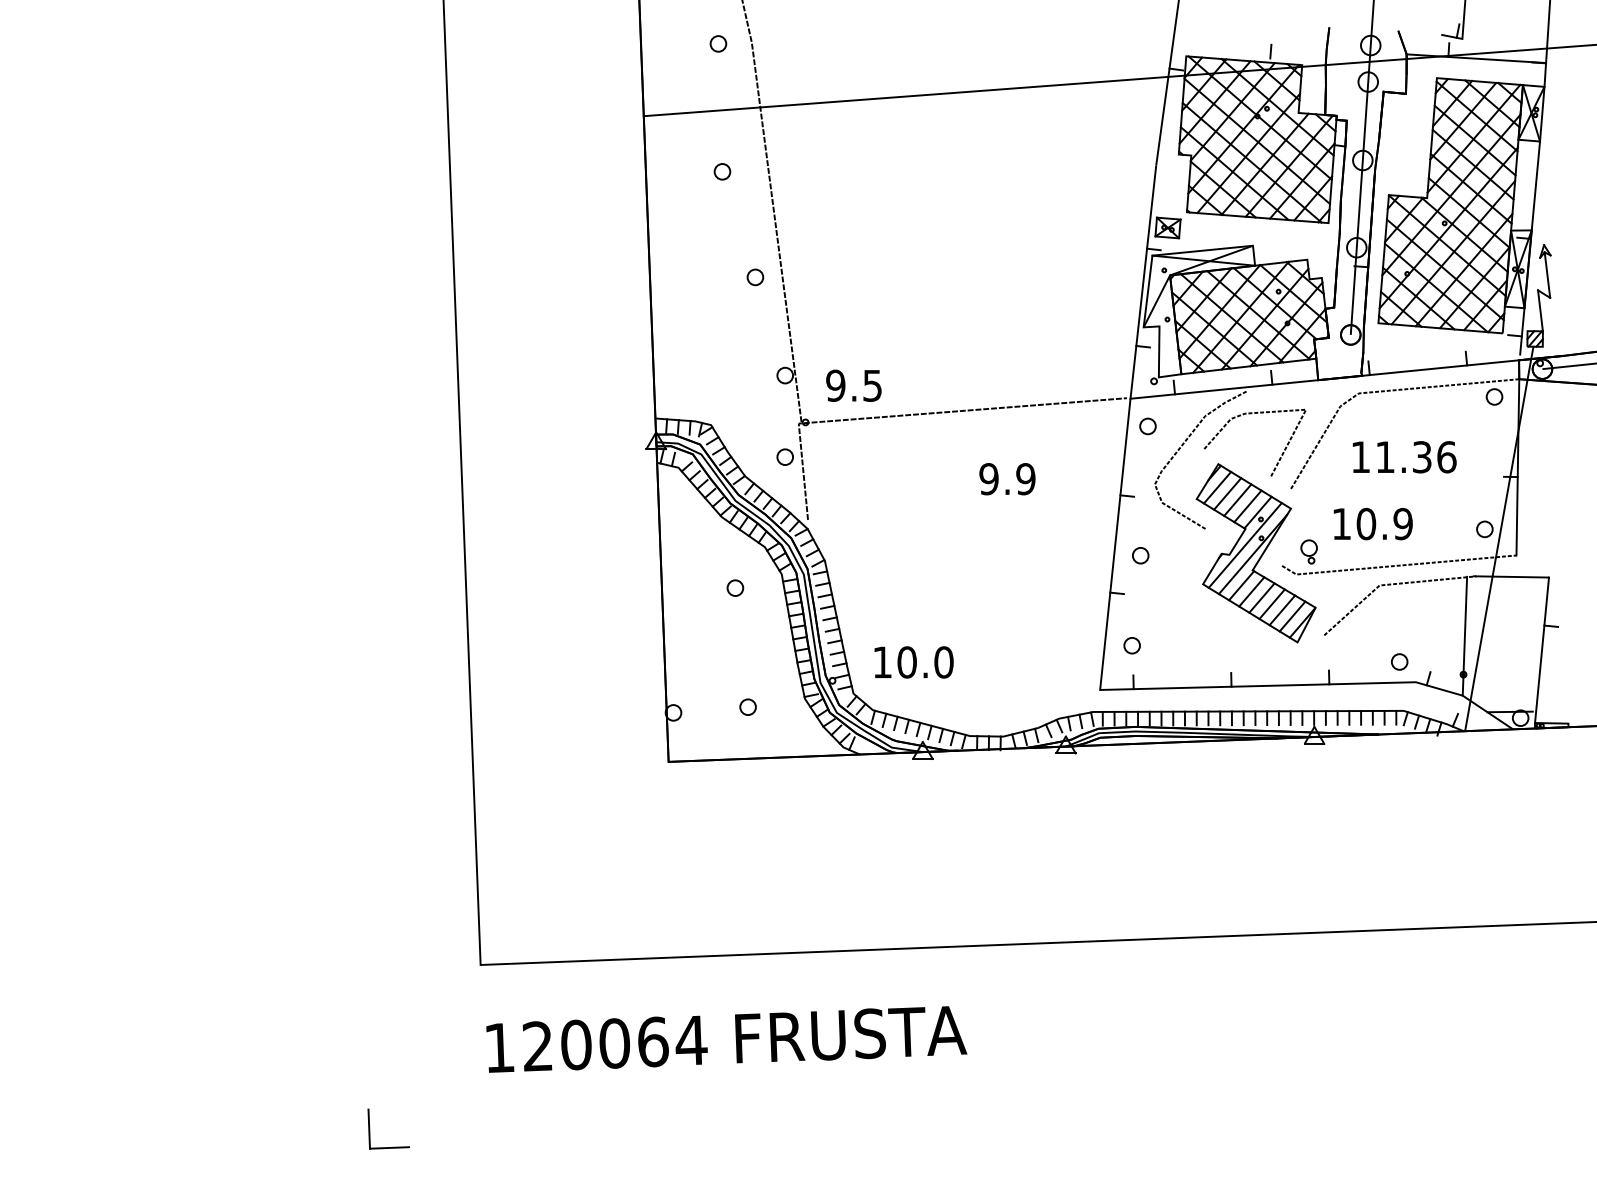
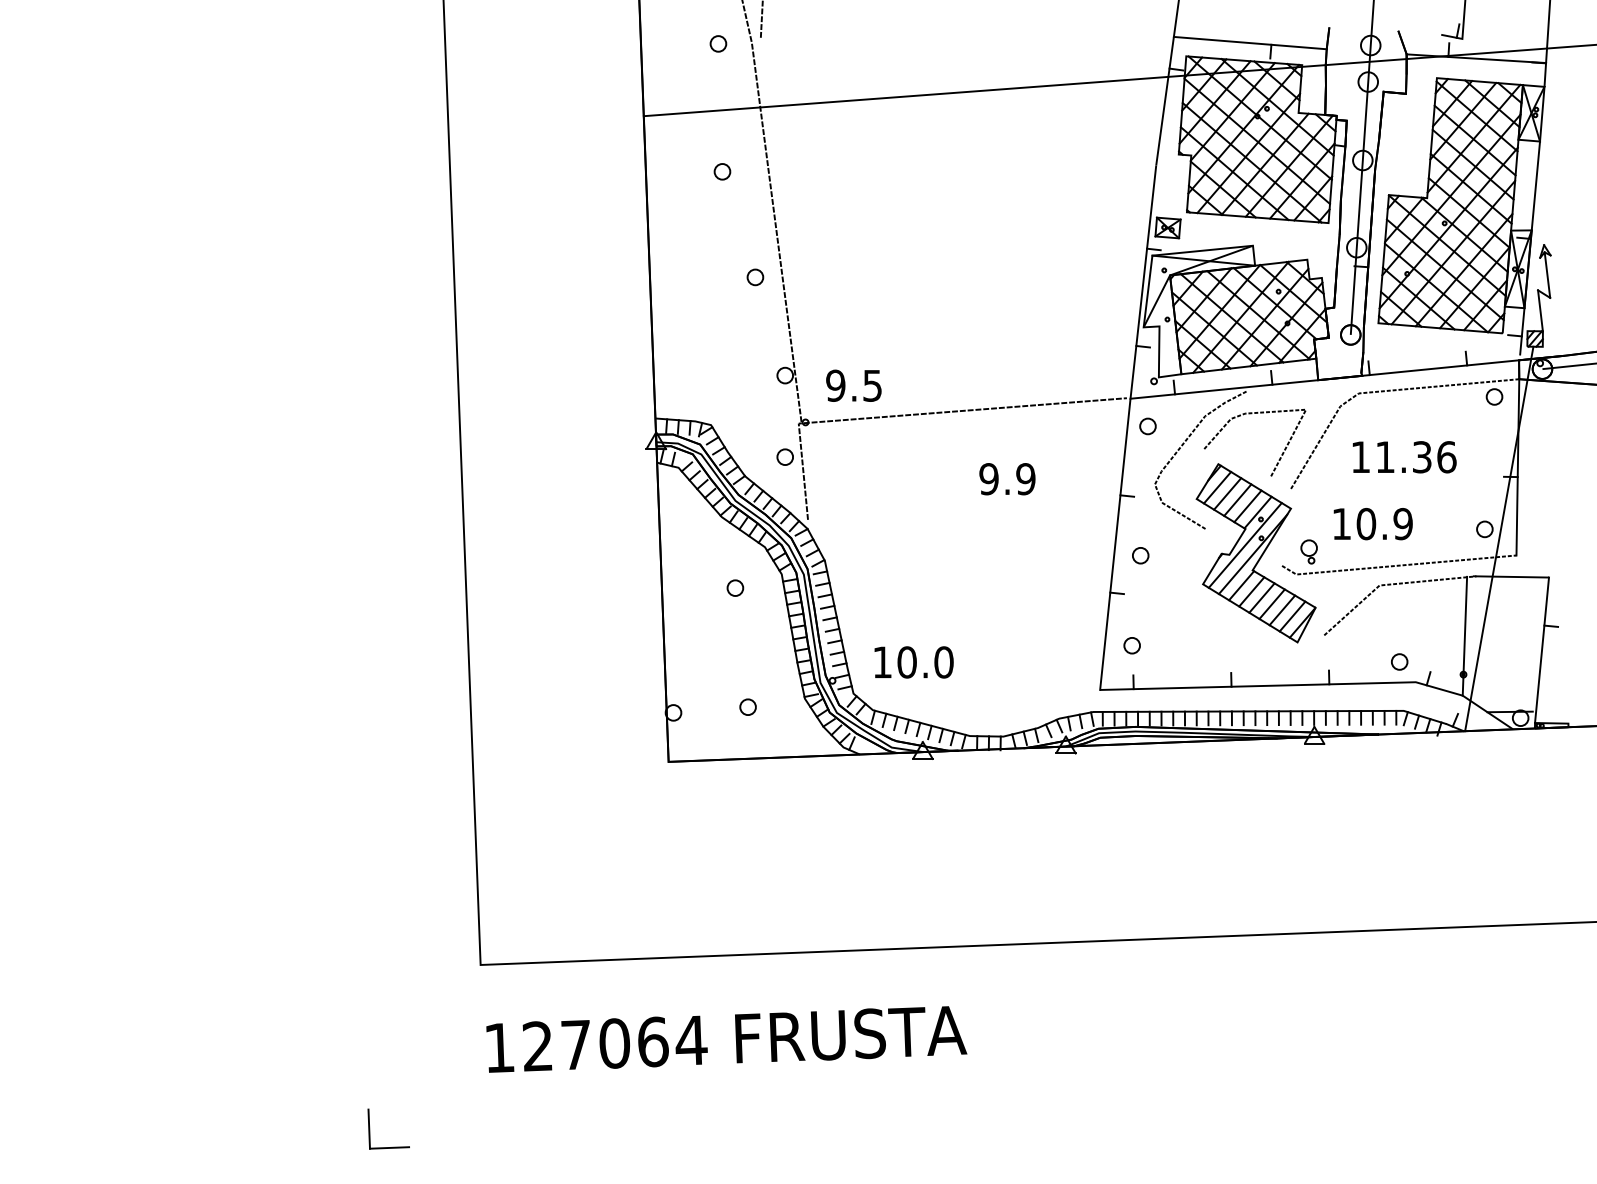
line: none -> present (761, 19)
line: none -> present (1249, 42)
text: 120064 -> 127064 (576, 1044)
